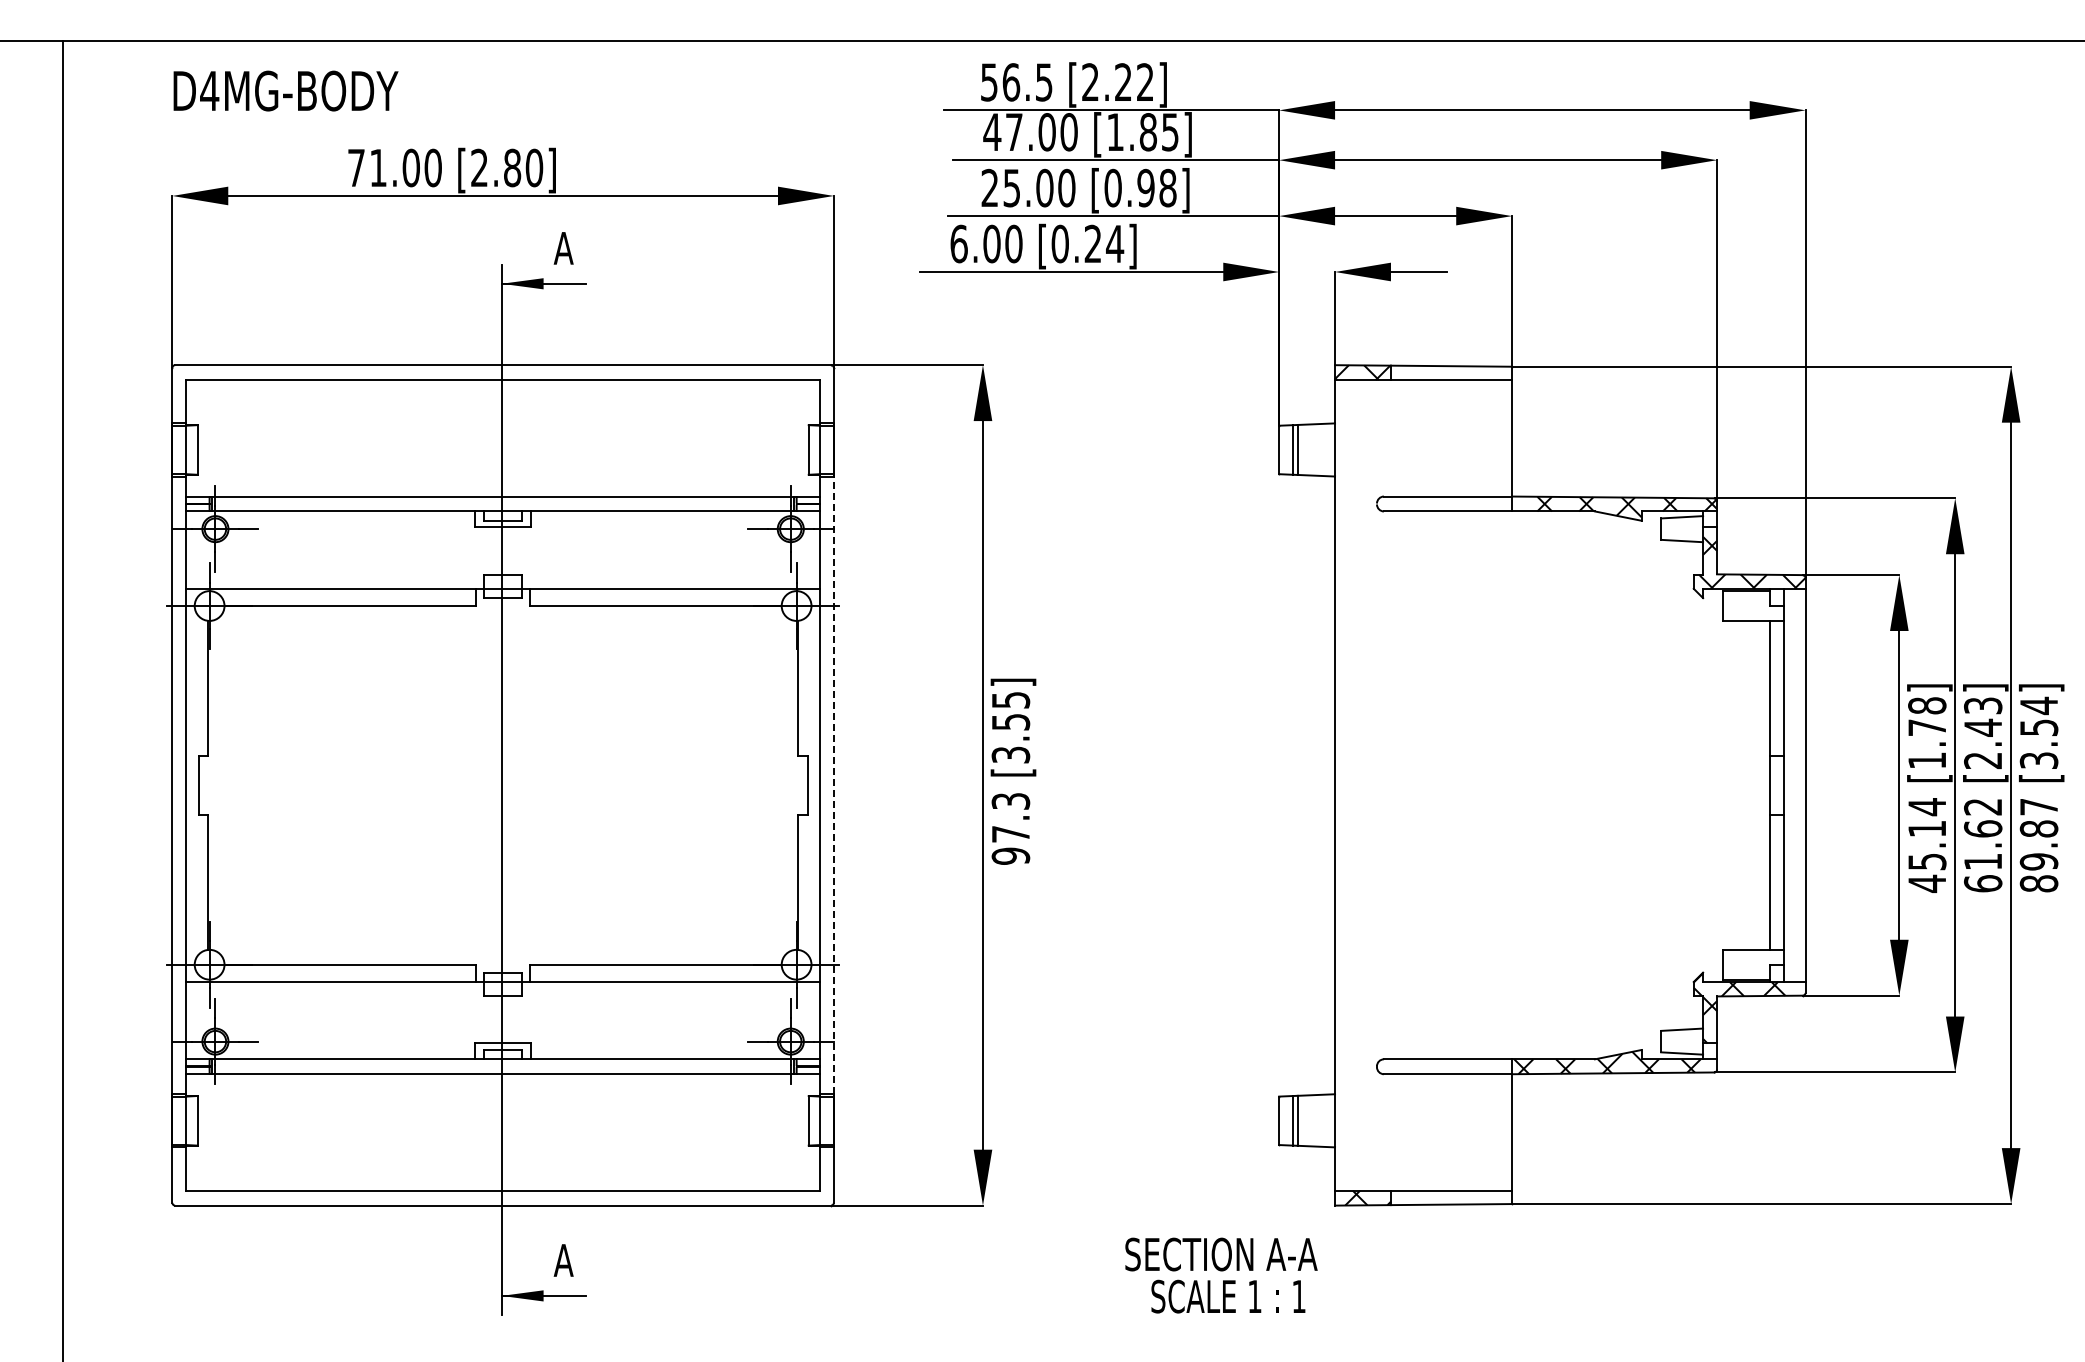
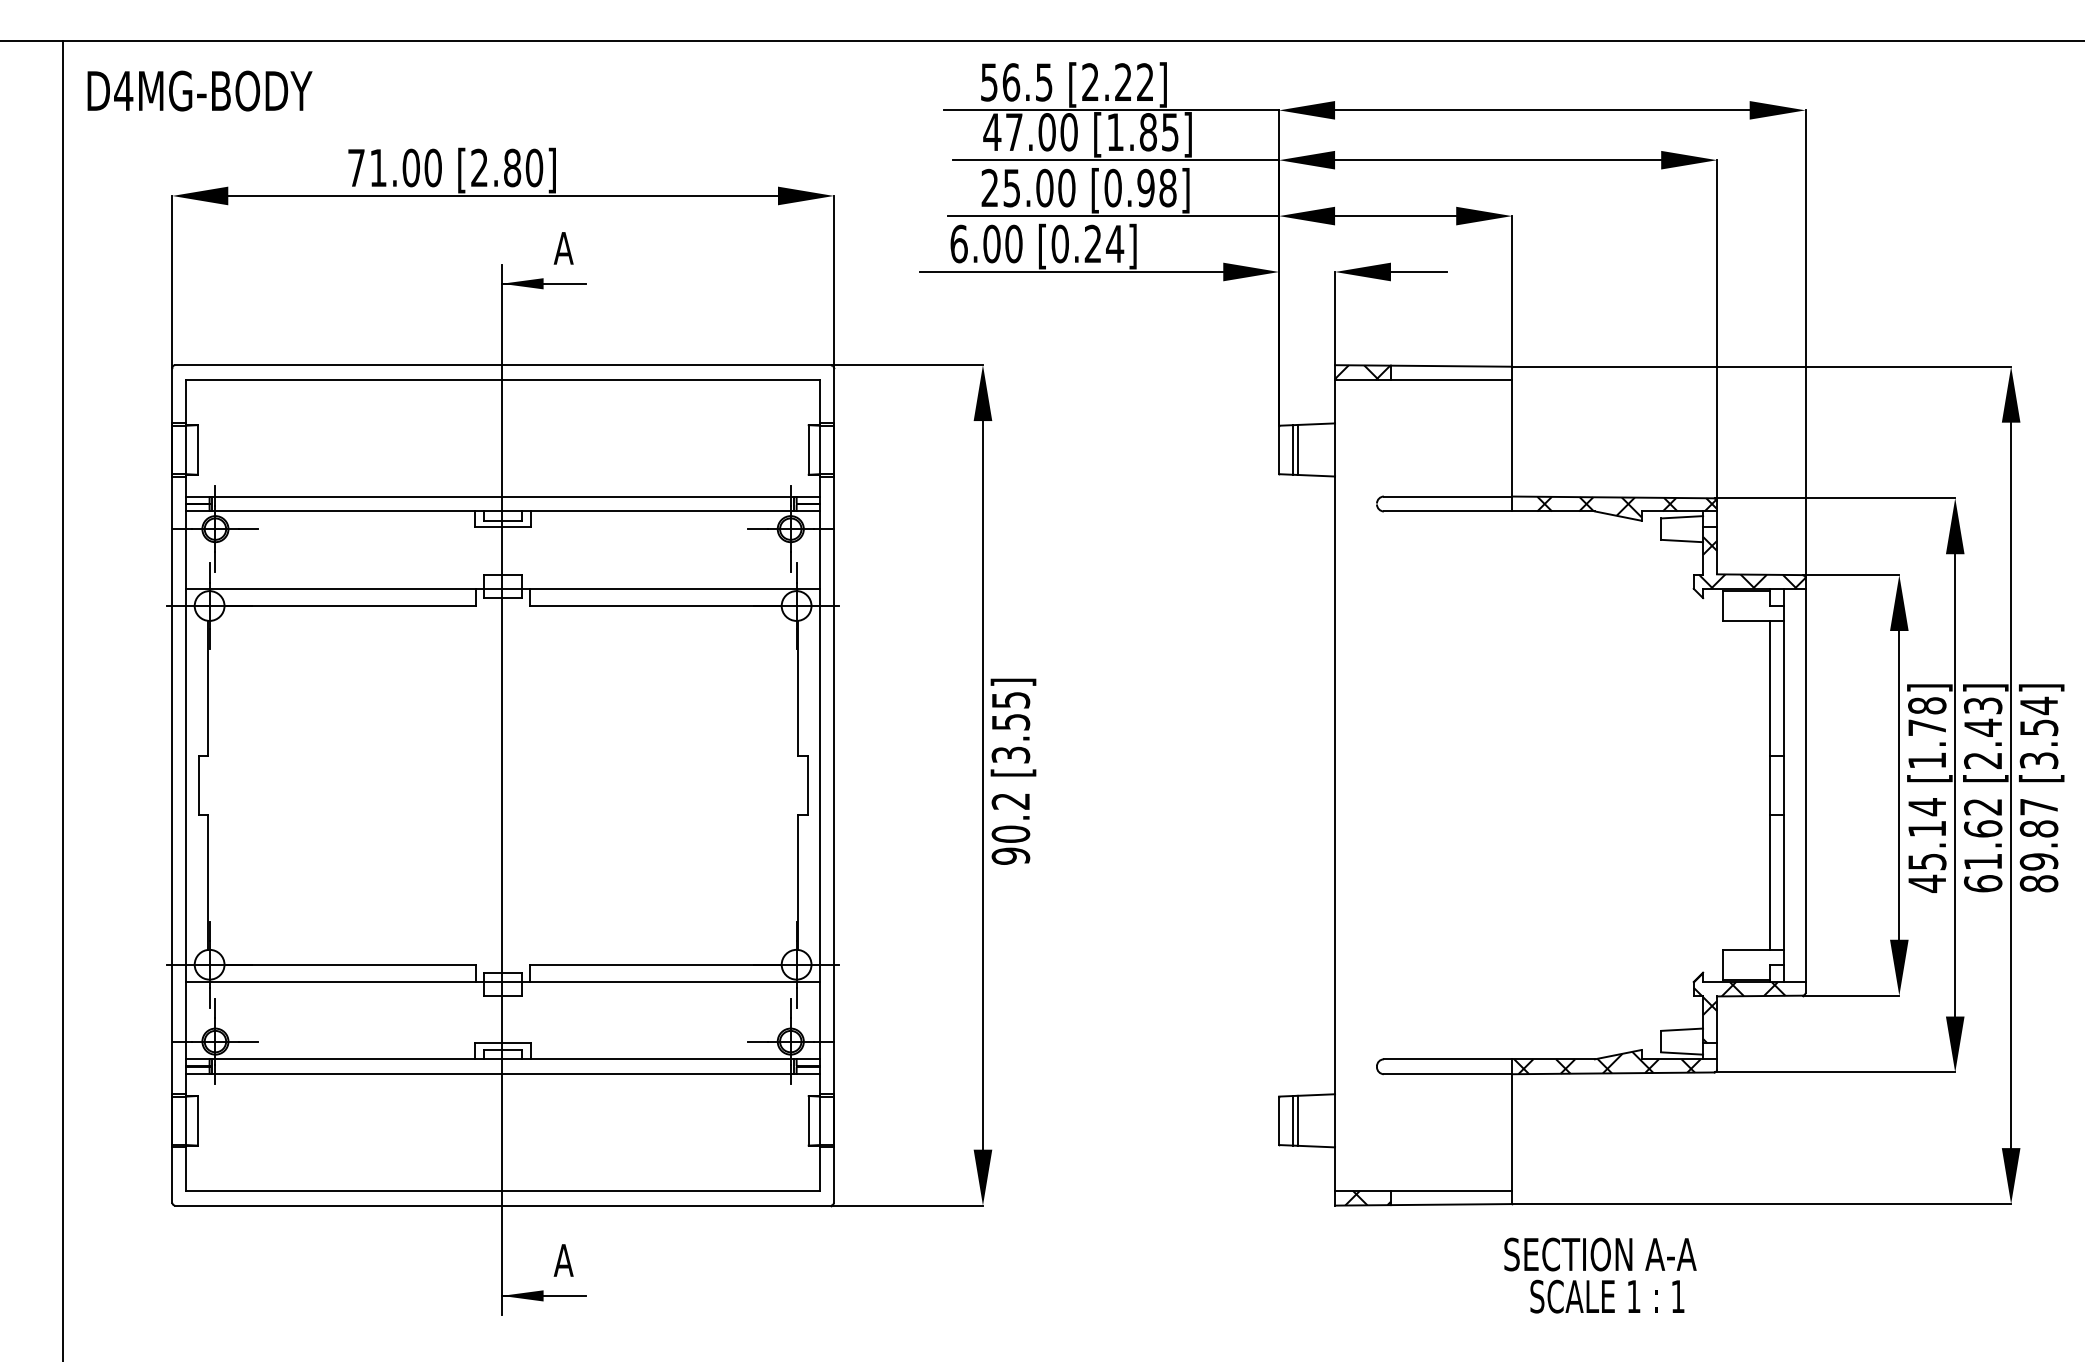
text position: (285, 90) -> (199, 90) (199, 90)
line: dashed -> solid (833, 785)
text: 97.3 -> 90.2 (1010, 817)
text position: (1221, 1275) -> (1600, 1275) (1600, 1275)
